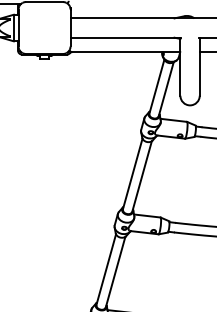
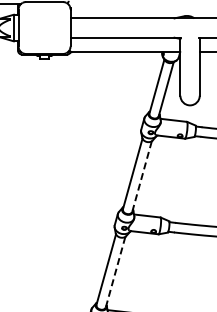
line: solid -> dashed (142, 176)
line: solid -> dashed (115, 272)
